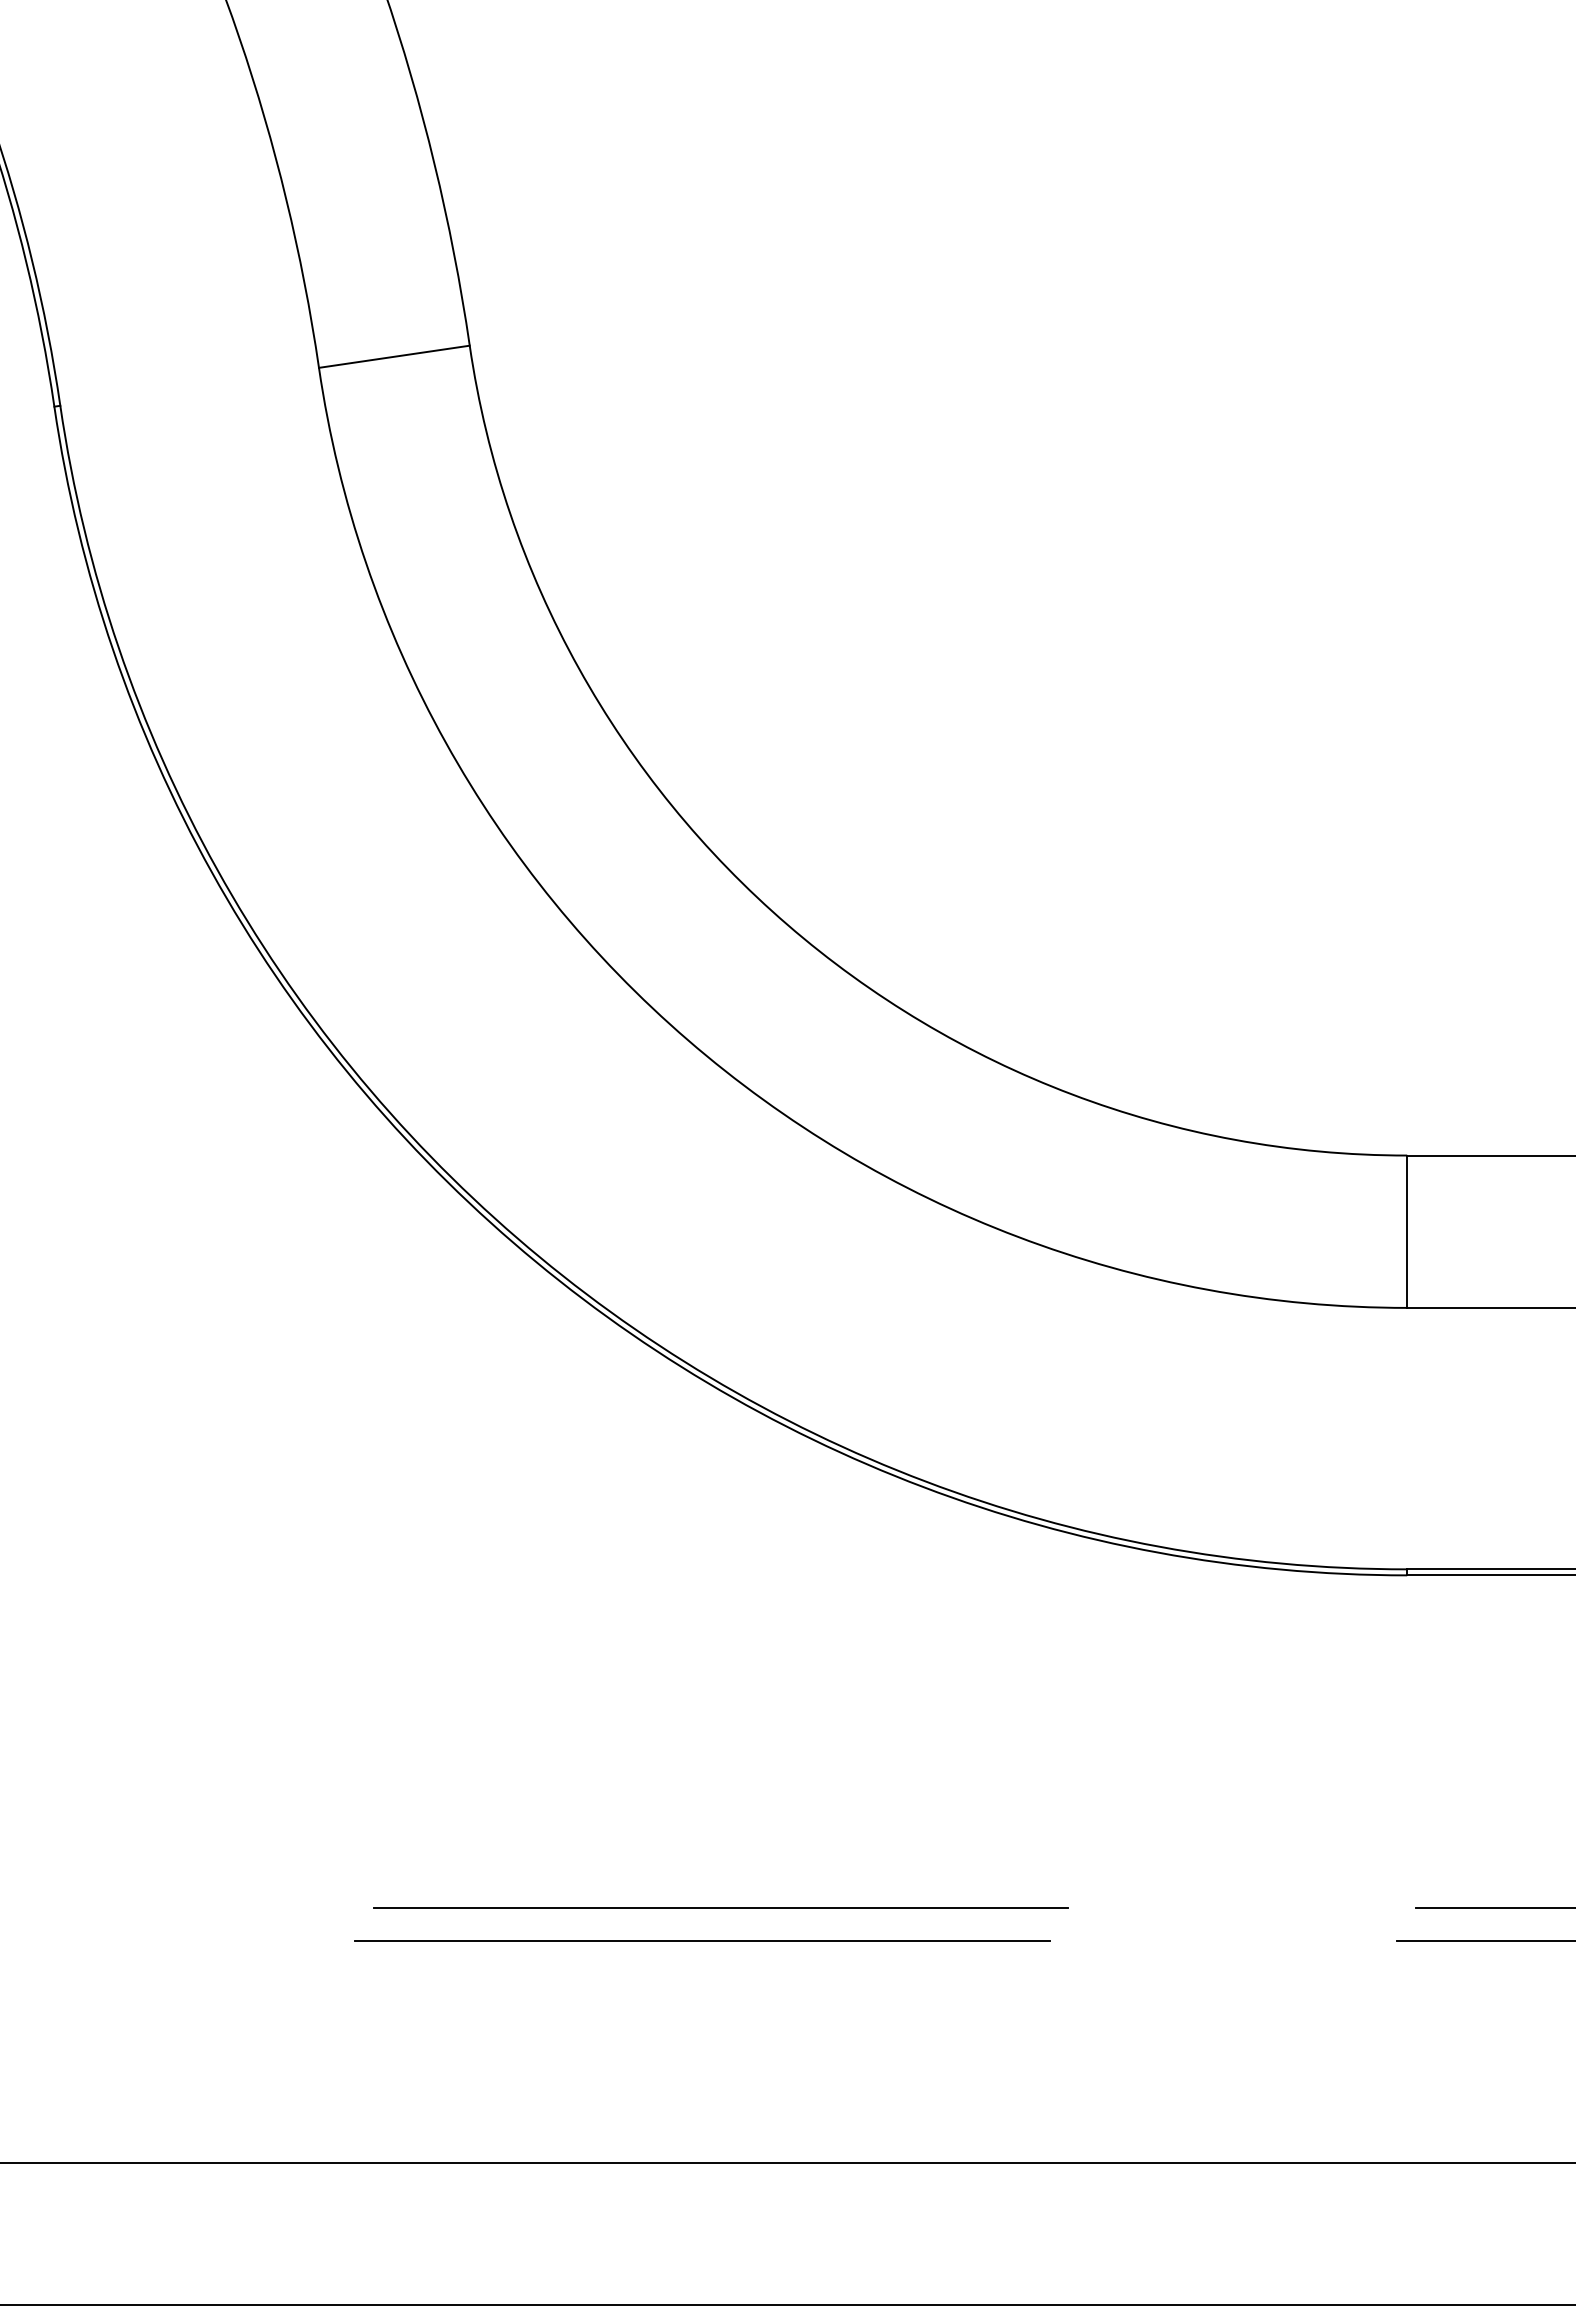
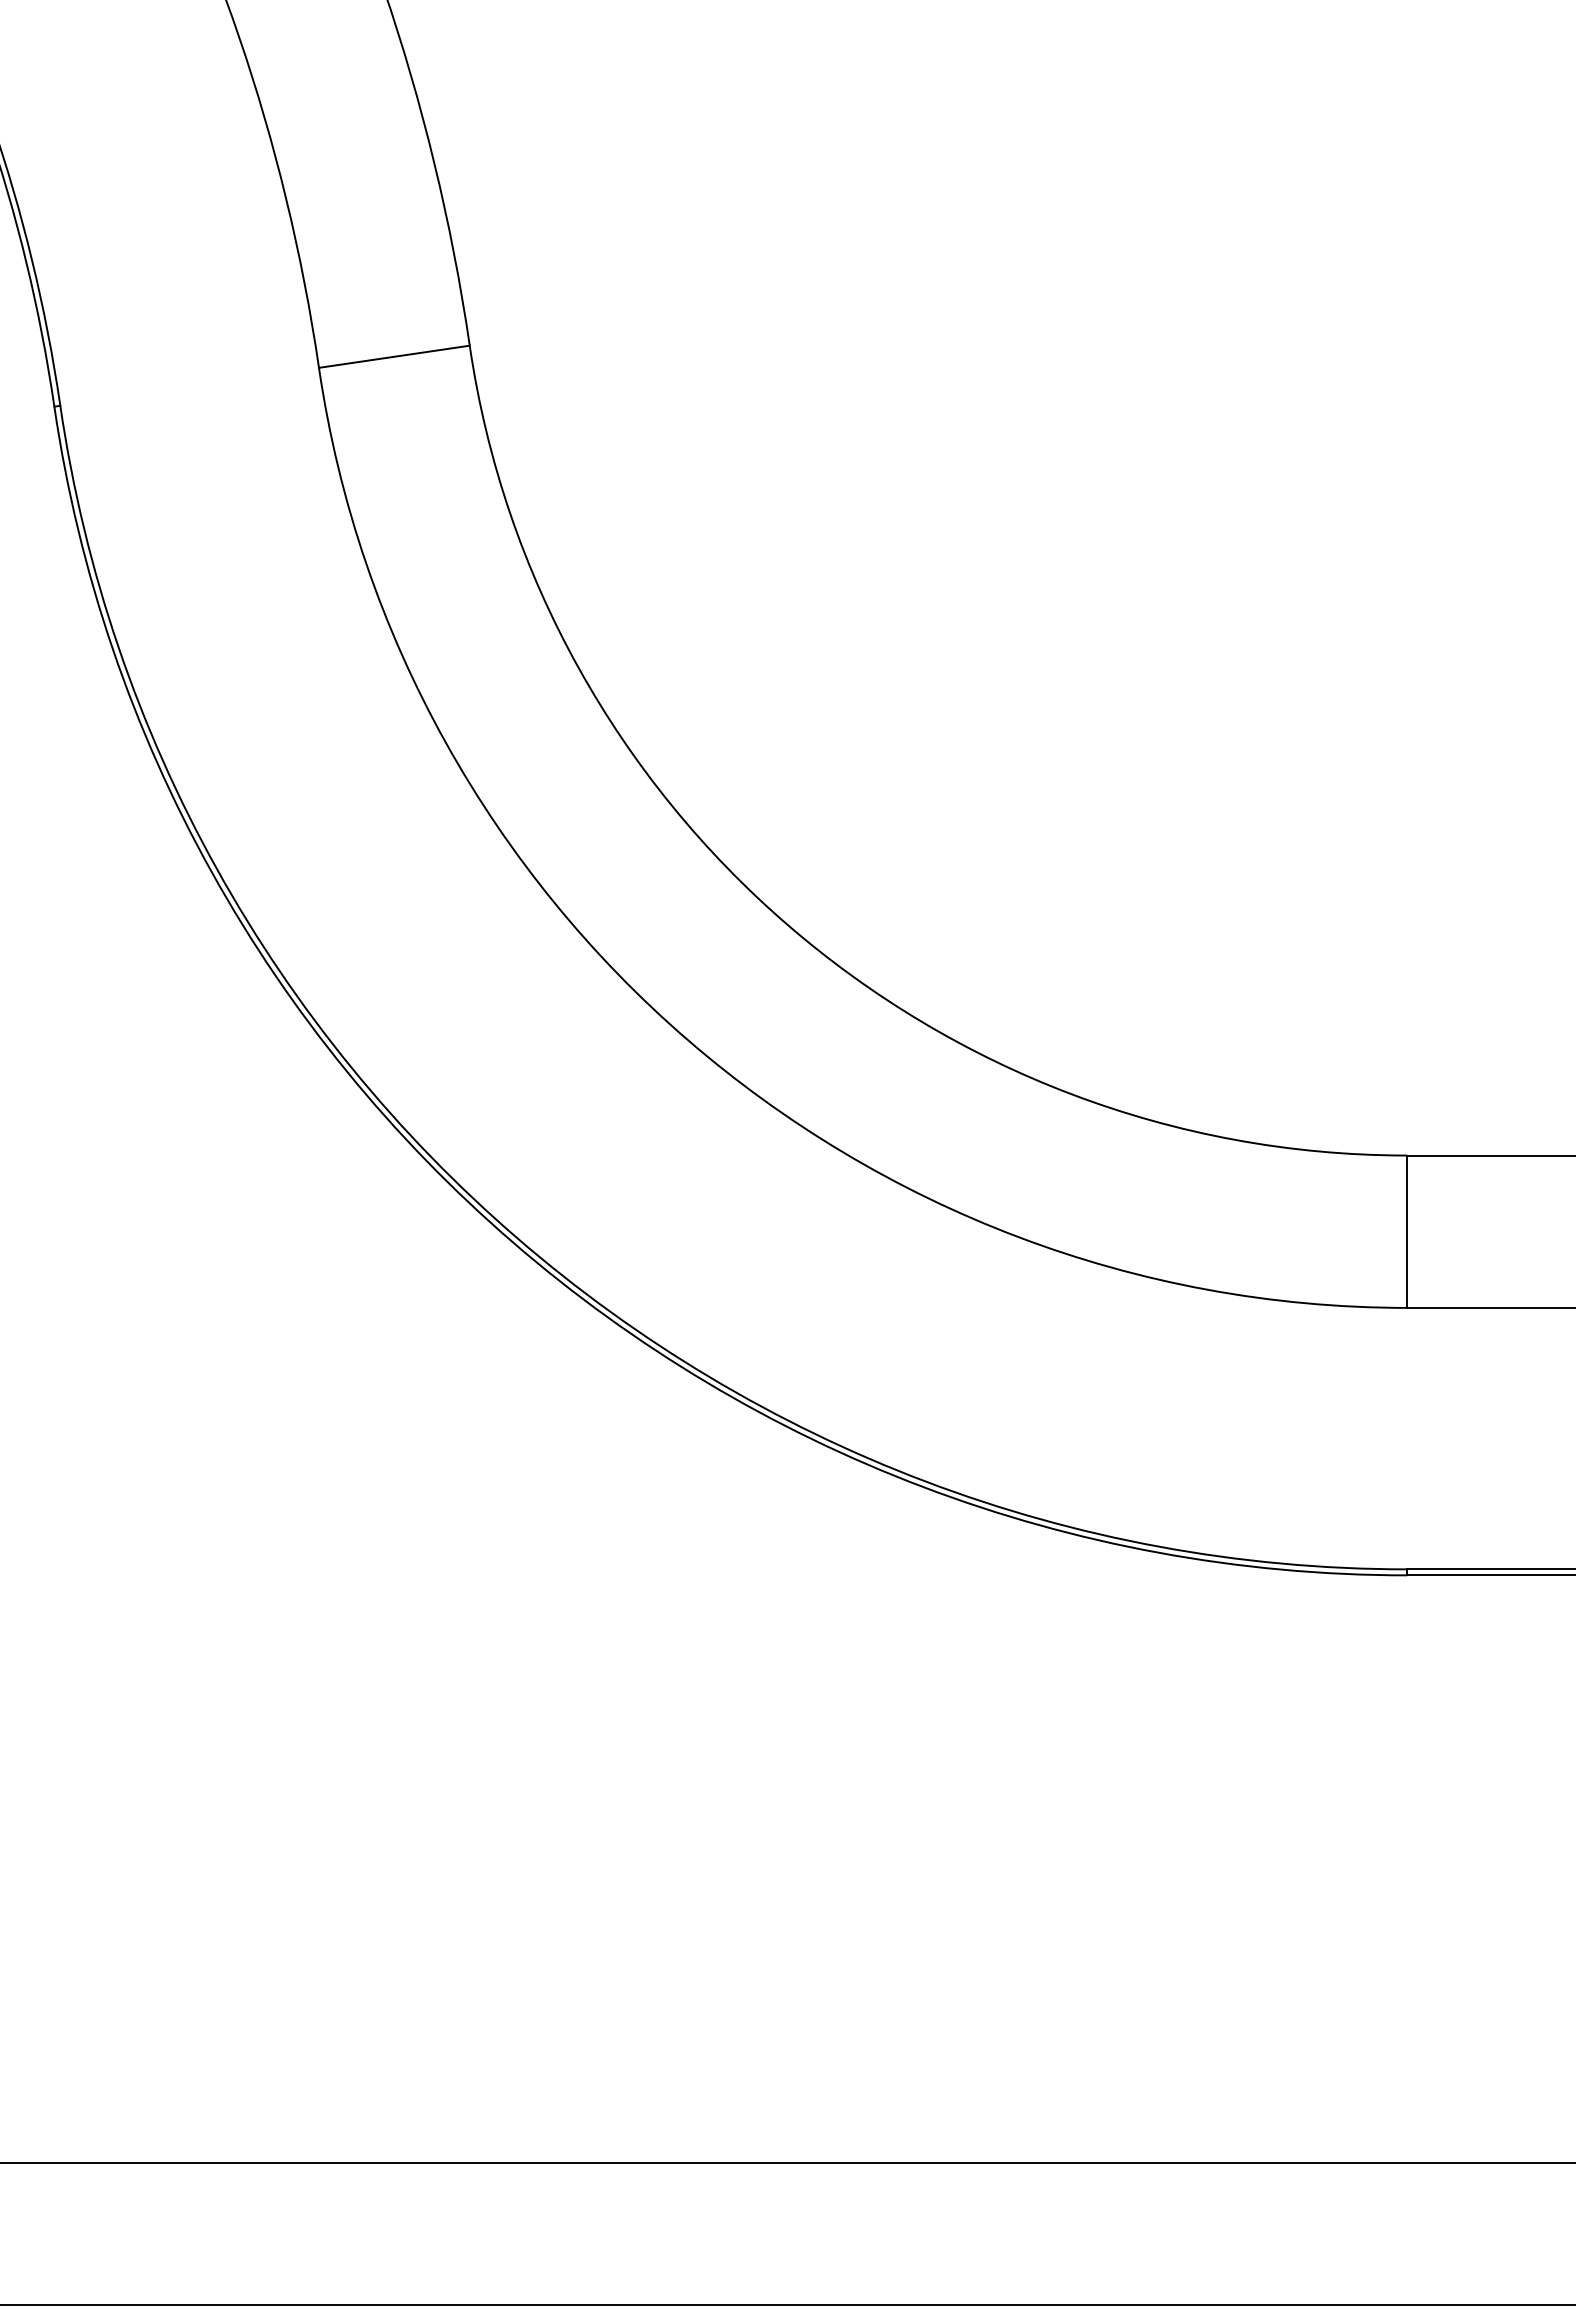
line: present -> none (720, 1907)
line: present -> none (1493, 1907)
line: present -> none (702, 1940)
line: present -> none (1484, 1941)
